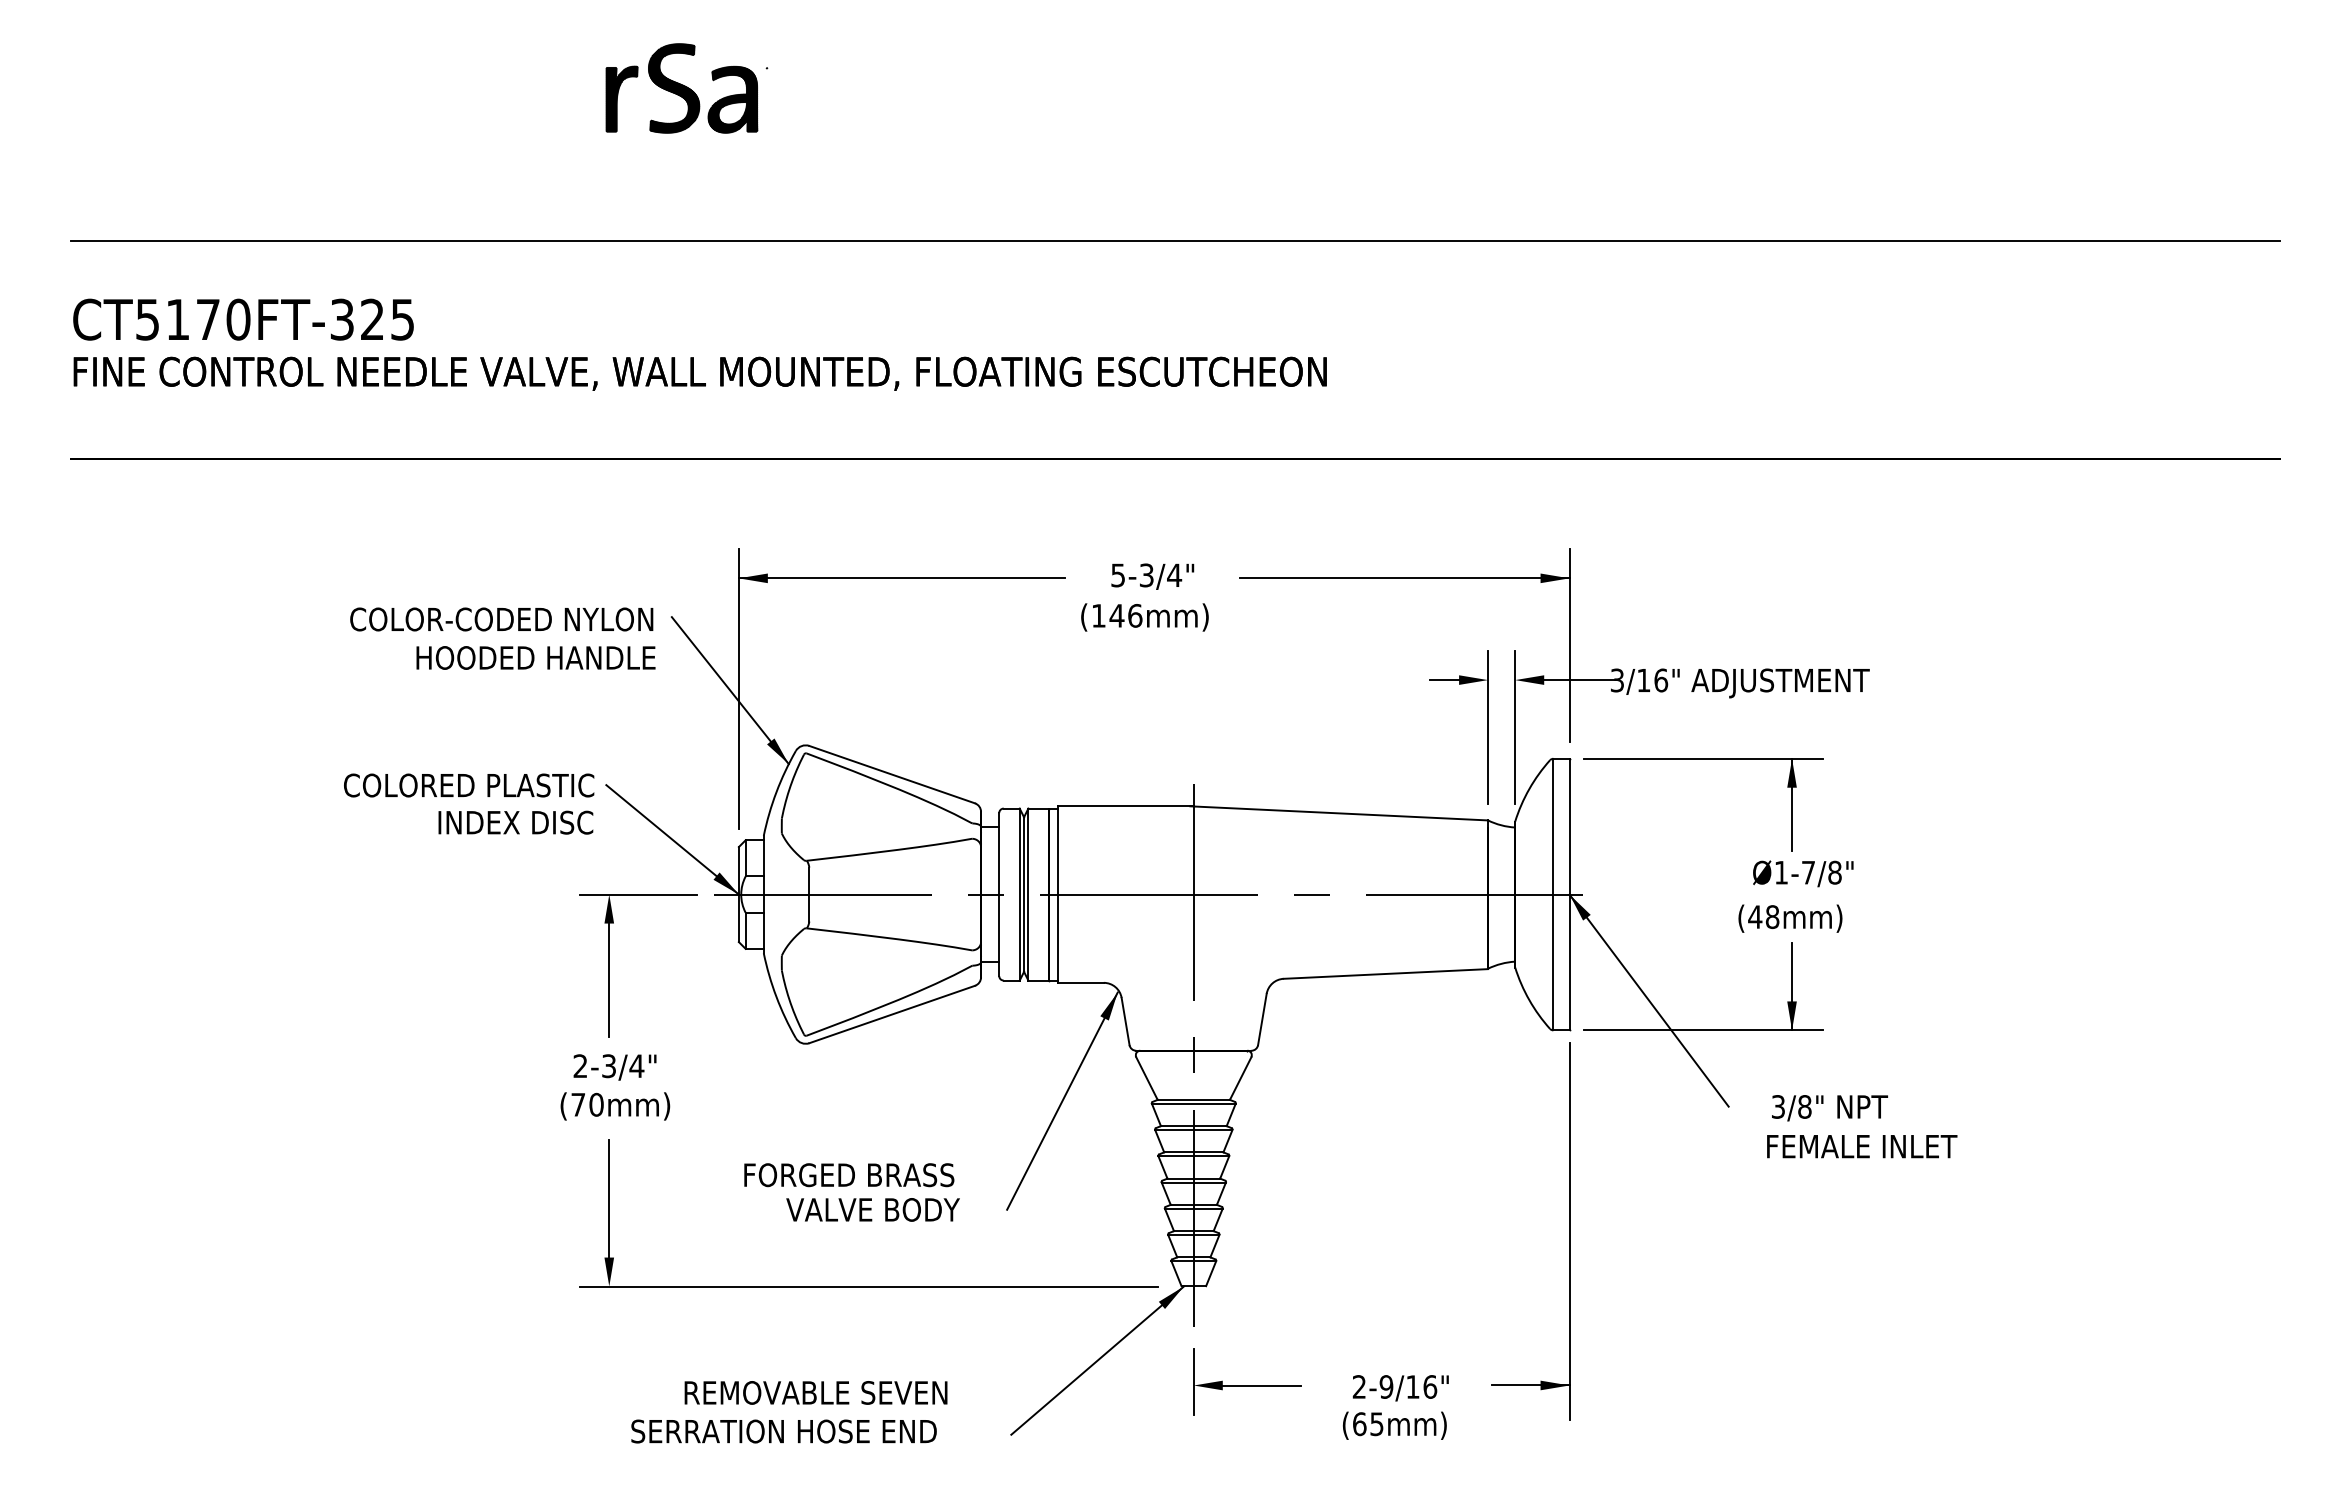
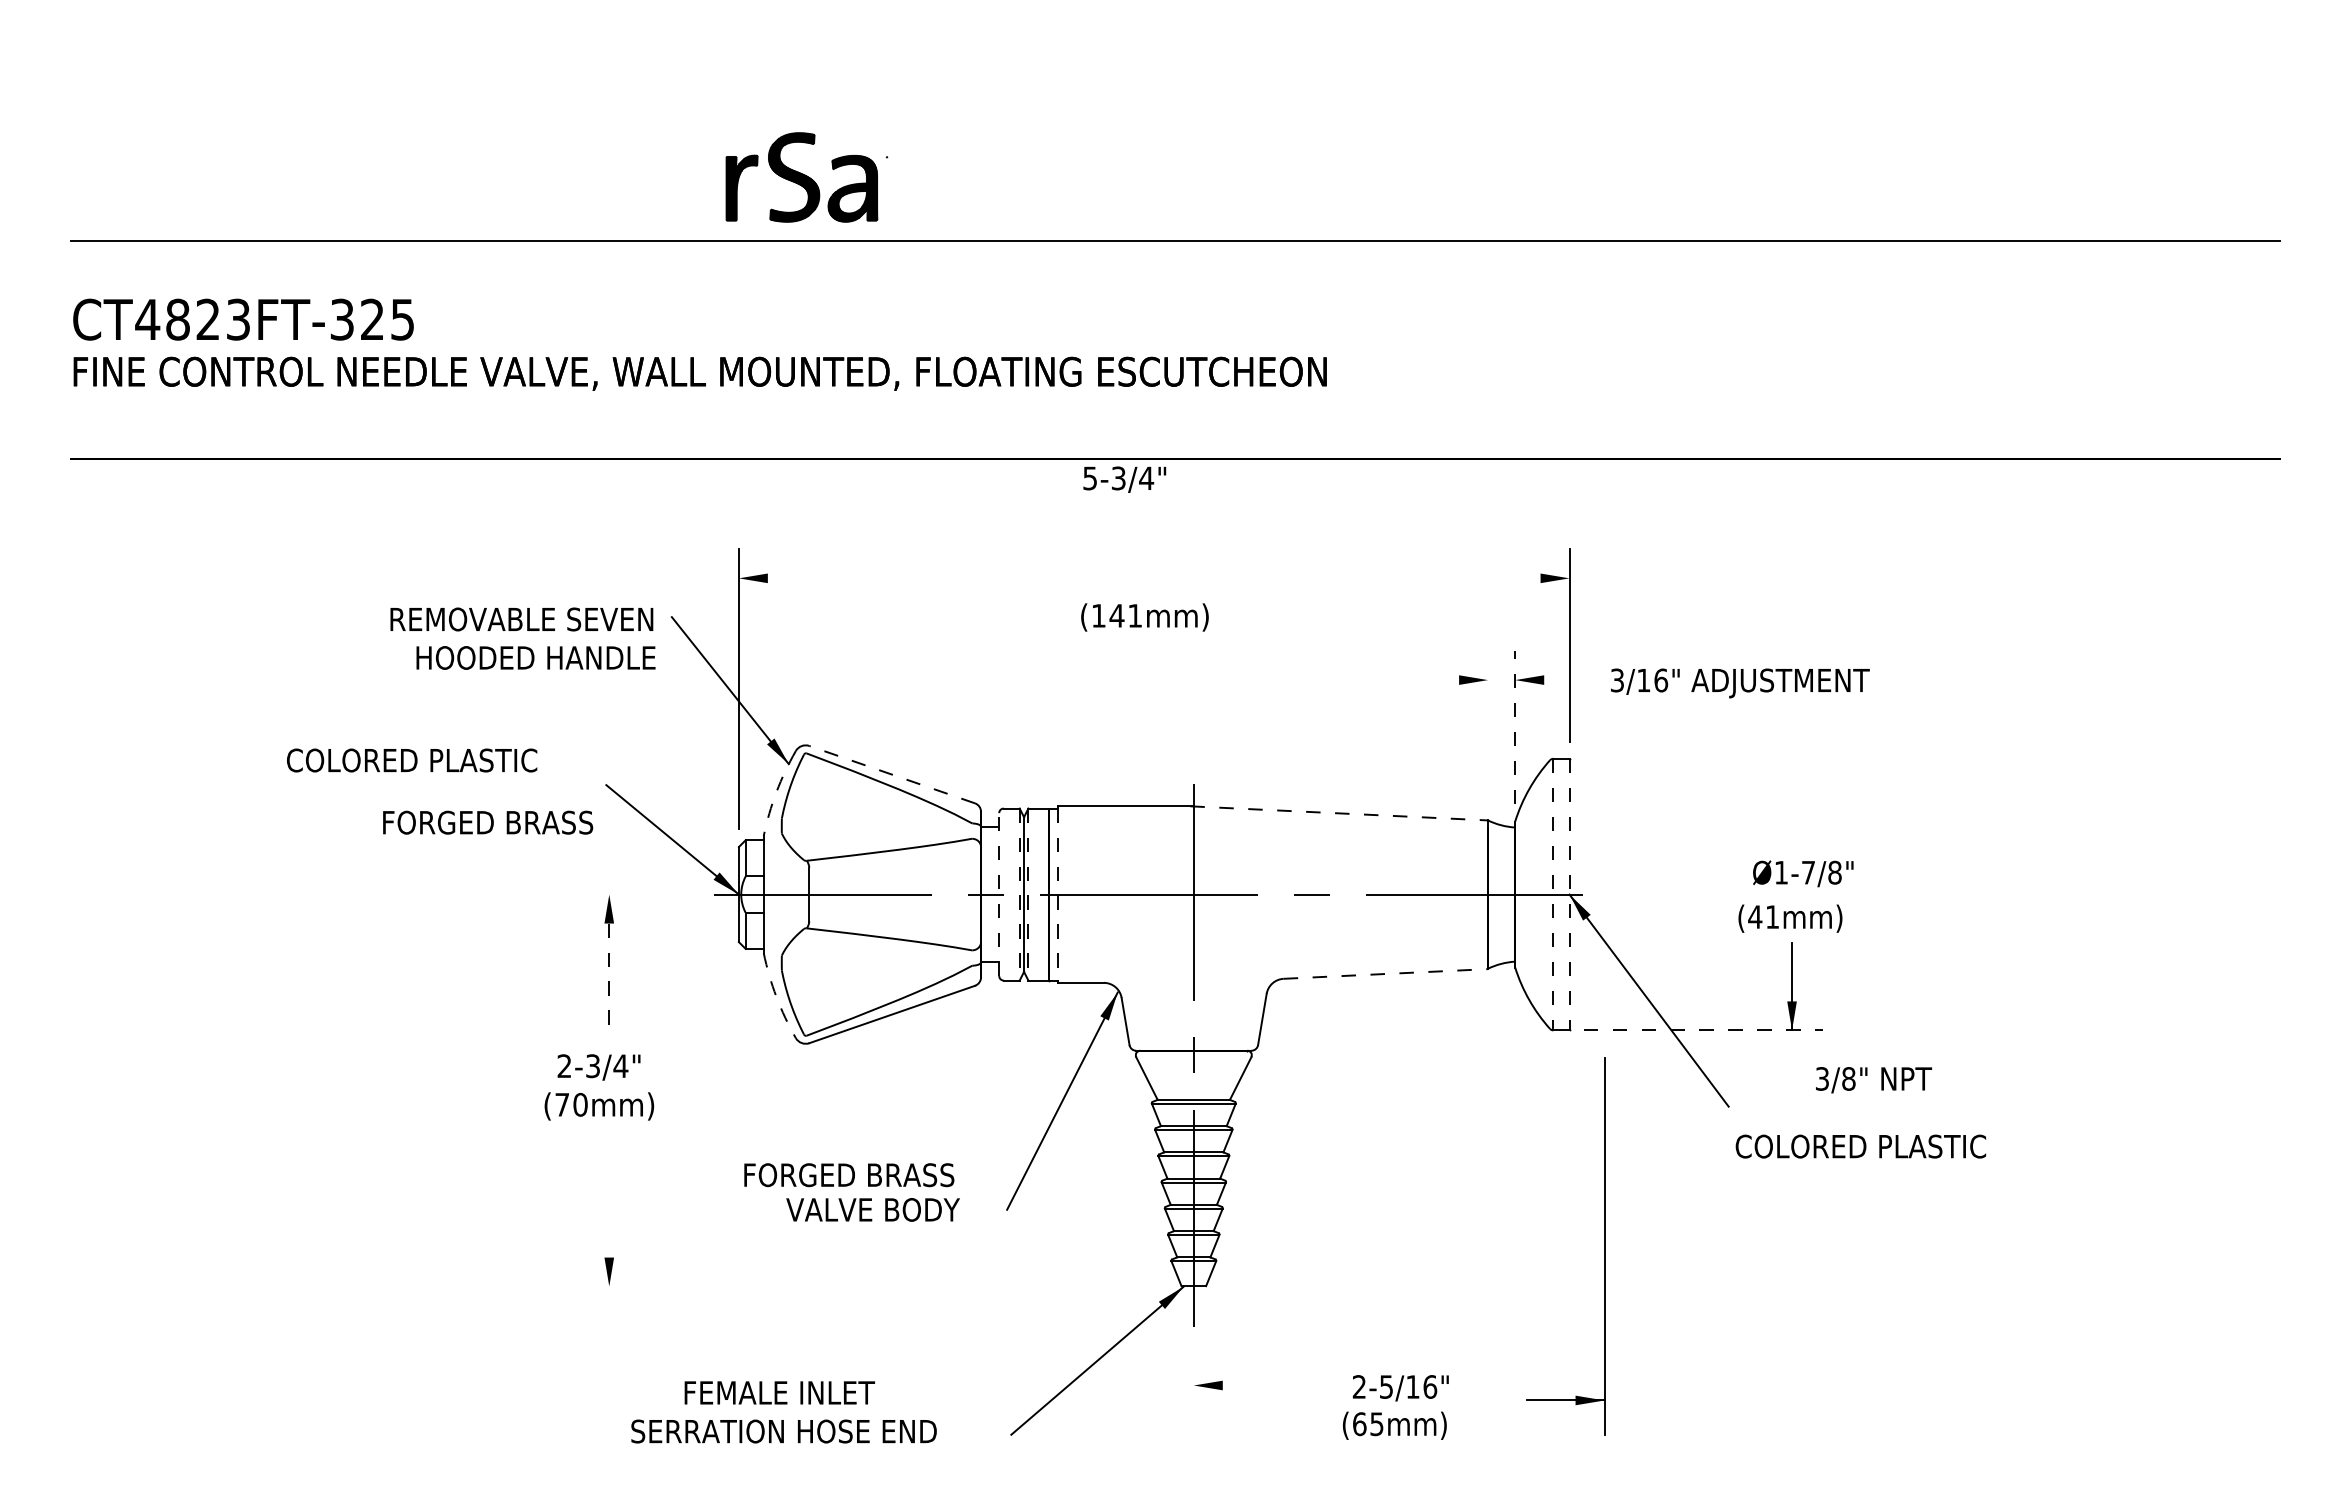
part position: (686, 88) -> (806, 177) (806, 177)
text: CT5170FT-325 -> CT4823FT-325 (192, 319)
text position: (1152, 576) -> (1124, 479) (1124, 479)
line: present -> none (901, 578)
line: present -> none (1404, 578)
text: (146mm) -> (141mm) (1135, 615)
text: COLOR-CODED NYLON -> REMOVABLE SEVEN (491, 619)
line: present -> none (1444, 680)
line: present -> none (1579, 680)
line: present -> none (1488, 727)
line: solid -> dashed (1515, 727)
part: present -> none (1703, 759)
line: solid -> dashed (892, 774)
text position: (469, 785) -> (412, 760) (412, 760)
arc: solid -> dashed (776, 792)
line: solid -> dashed (1339, 813)
text: INDEX DISC -> FORGED BRASS (488, 822)
line: present -> none (638, 894)
line: solid -> dashed (999, 894)
line: solid -> dashed (1553, 894)
line: solid -> dashed (1569, 894)
line: solid -> dashed (1019, 895)
line: solid -> dashed (1028, 895)
line: solid -> dashed (1058, 895)
text: (48mm) -> (41mm) (1772, 917)
line: solid -> dashed (1386, 973)
line: solid -> dashed (609, 980)
arc: solid -> dashed (776, 996)
line: solid -> dashed (1703, 1030)
text position: (615, 1087) -> (599, 1087) (599, 1087)
text position: (1829, 1108) -> (1873, 1080) (1873, 1080)
text: FEMALE INLET -> COLORED PLASTIC (1860, 1146)
line: present -> none (609, 1198)
part position: (1569, 1231) -> (1604, 1246) (1604, 1246)
line: present -> none (868, 1286)
line: present -> none (1193, 1382)
line: present -> none (1261, 1385)
text: 2-9/16" -> 2-5/16" (1386, 1386)
text: REMOVABLE SEVEN -> FEMALE INLET (817, 1392)
